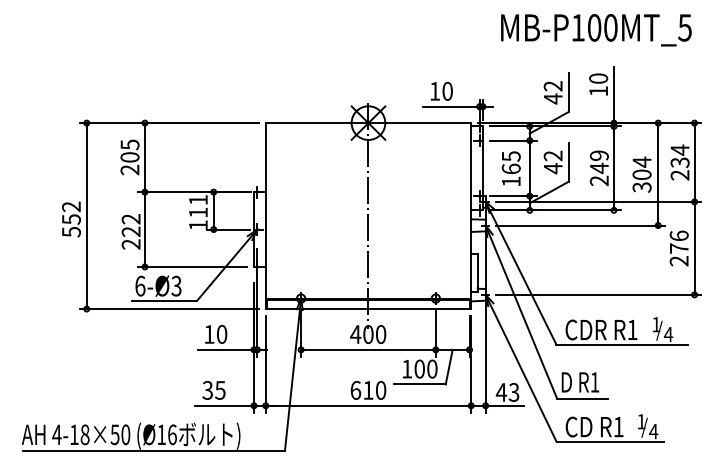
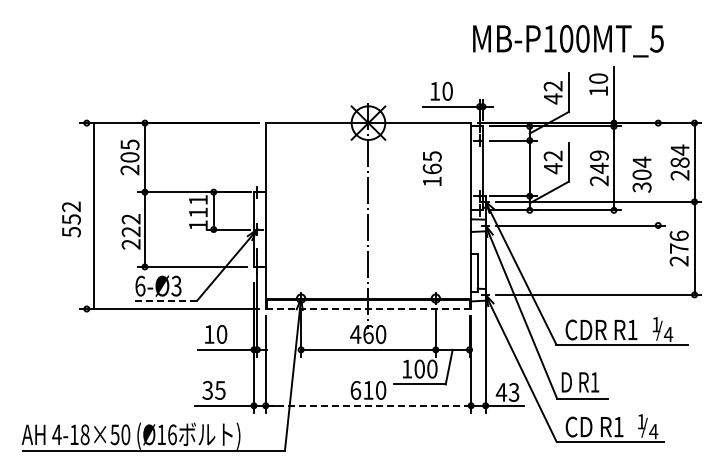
text position: (596, 30) -> (568, 41) (568, 41)
text: 234 -> 284 (679, 162)
text position: (510, 168) -> (431, 168) (431, 168)
line: present -> none (658, 174)
line position: (86, 216) -> (93, 216) (93, 216)
line: solid -> dashed (164, 300)
line: solid -> dashed (368, 309)
text: 400 -> 460 (368, 334)
line: solid -> dashed (368, 405)
